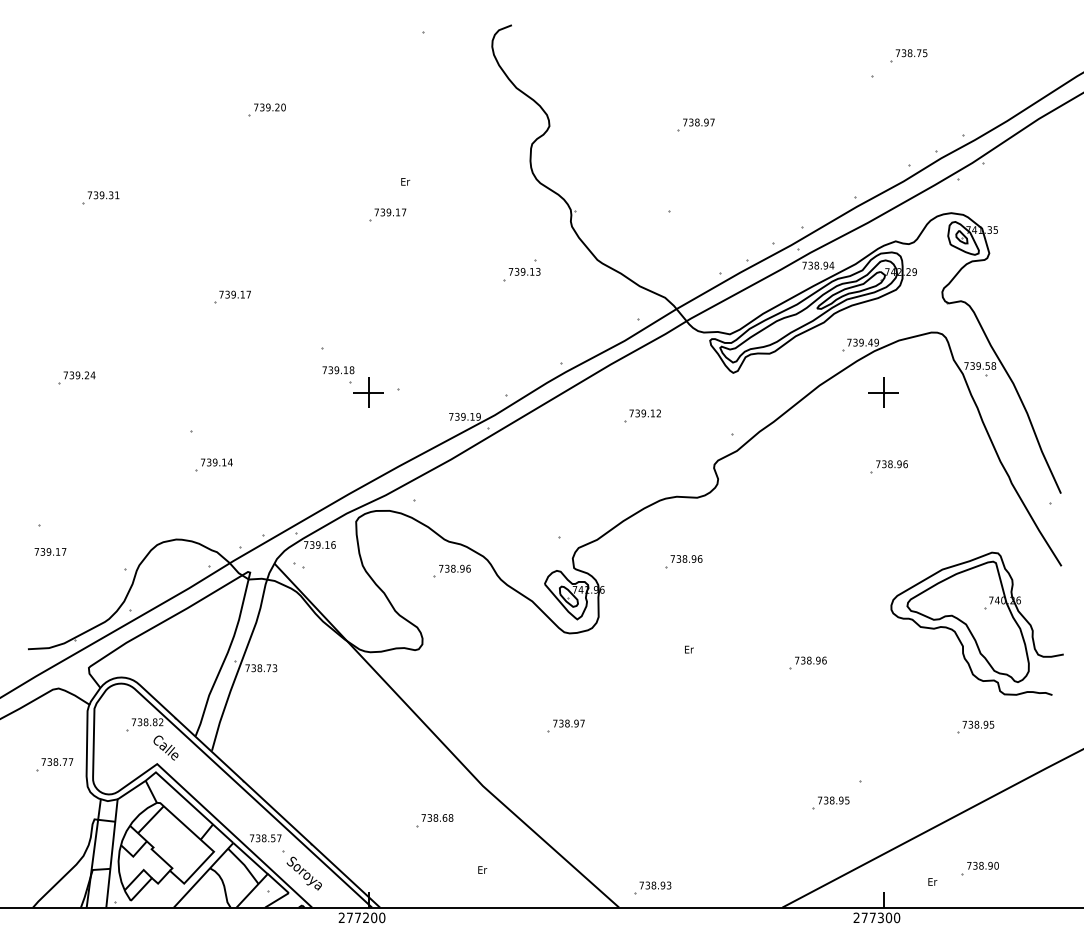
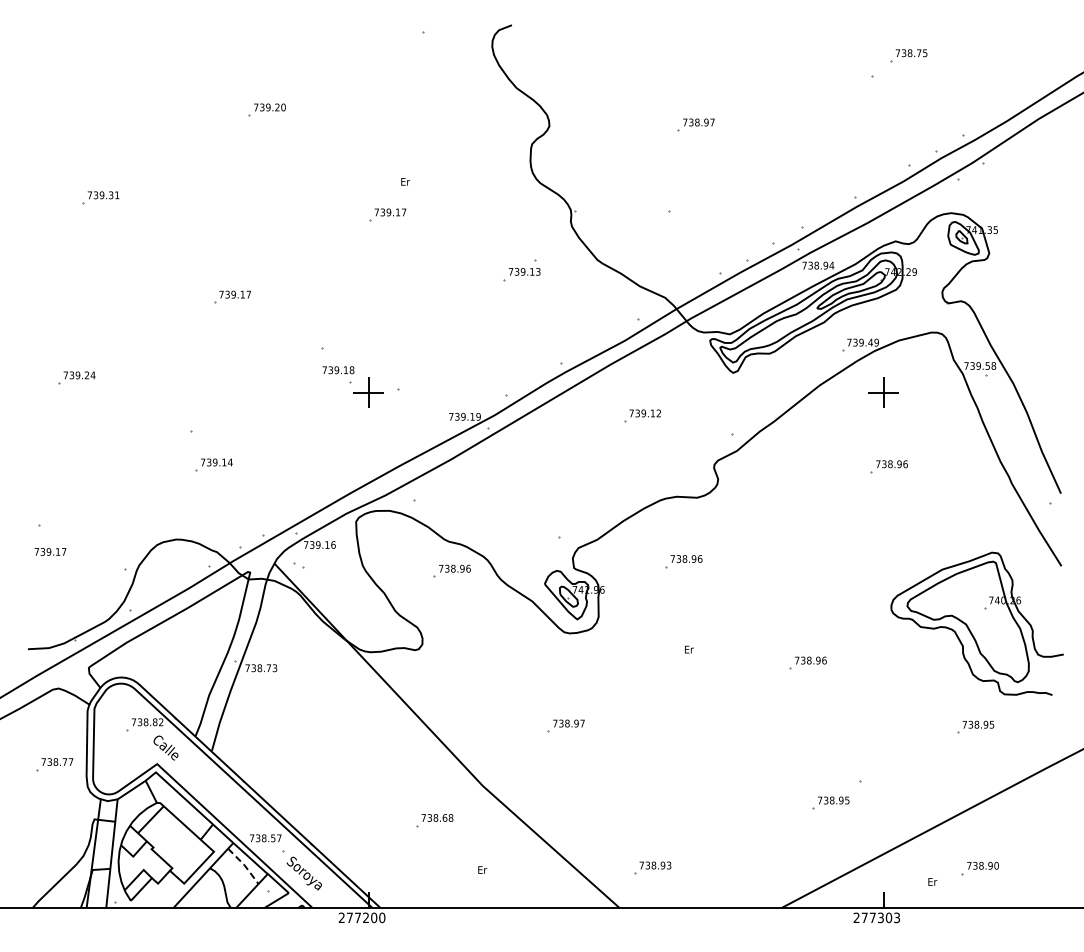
line: solid -> dashed (244, 865)
part position: (652, 887) -> (652, 867) (652, 867)
text: 277300 -> 277303 (897, 917)
